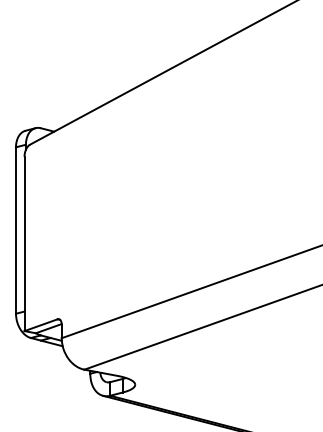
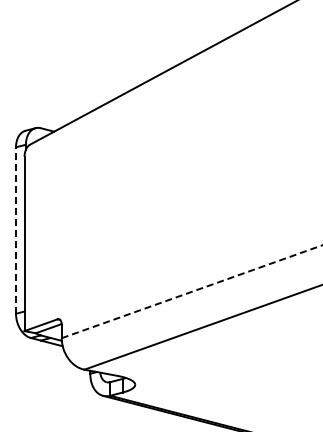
line: solid -> dashed (16, 230)
line: solid -> dashed (192, 291)
